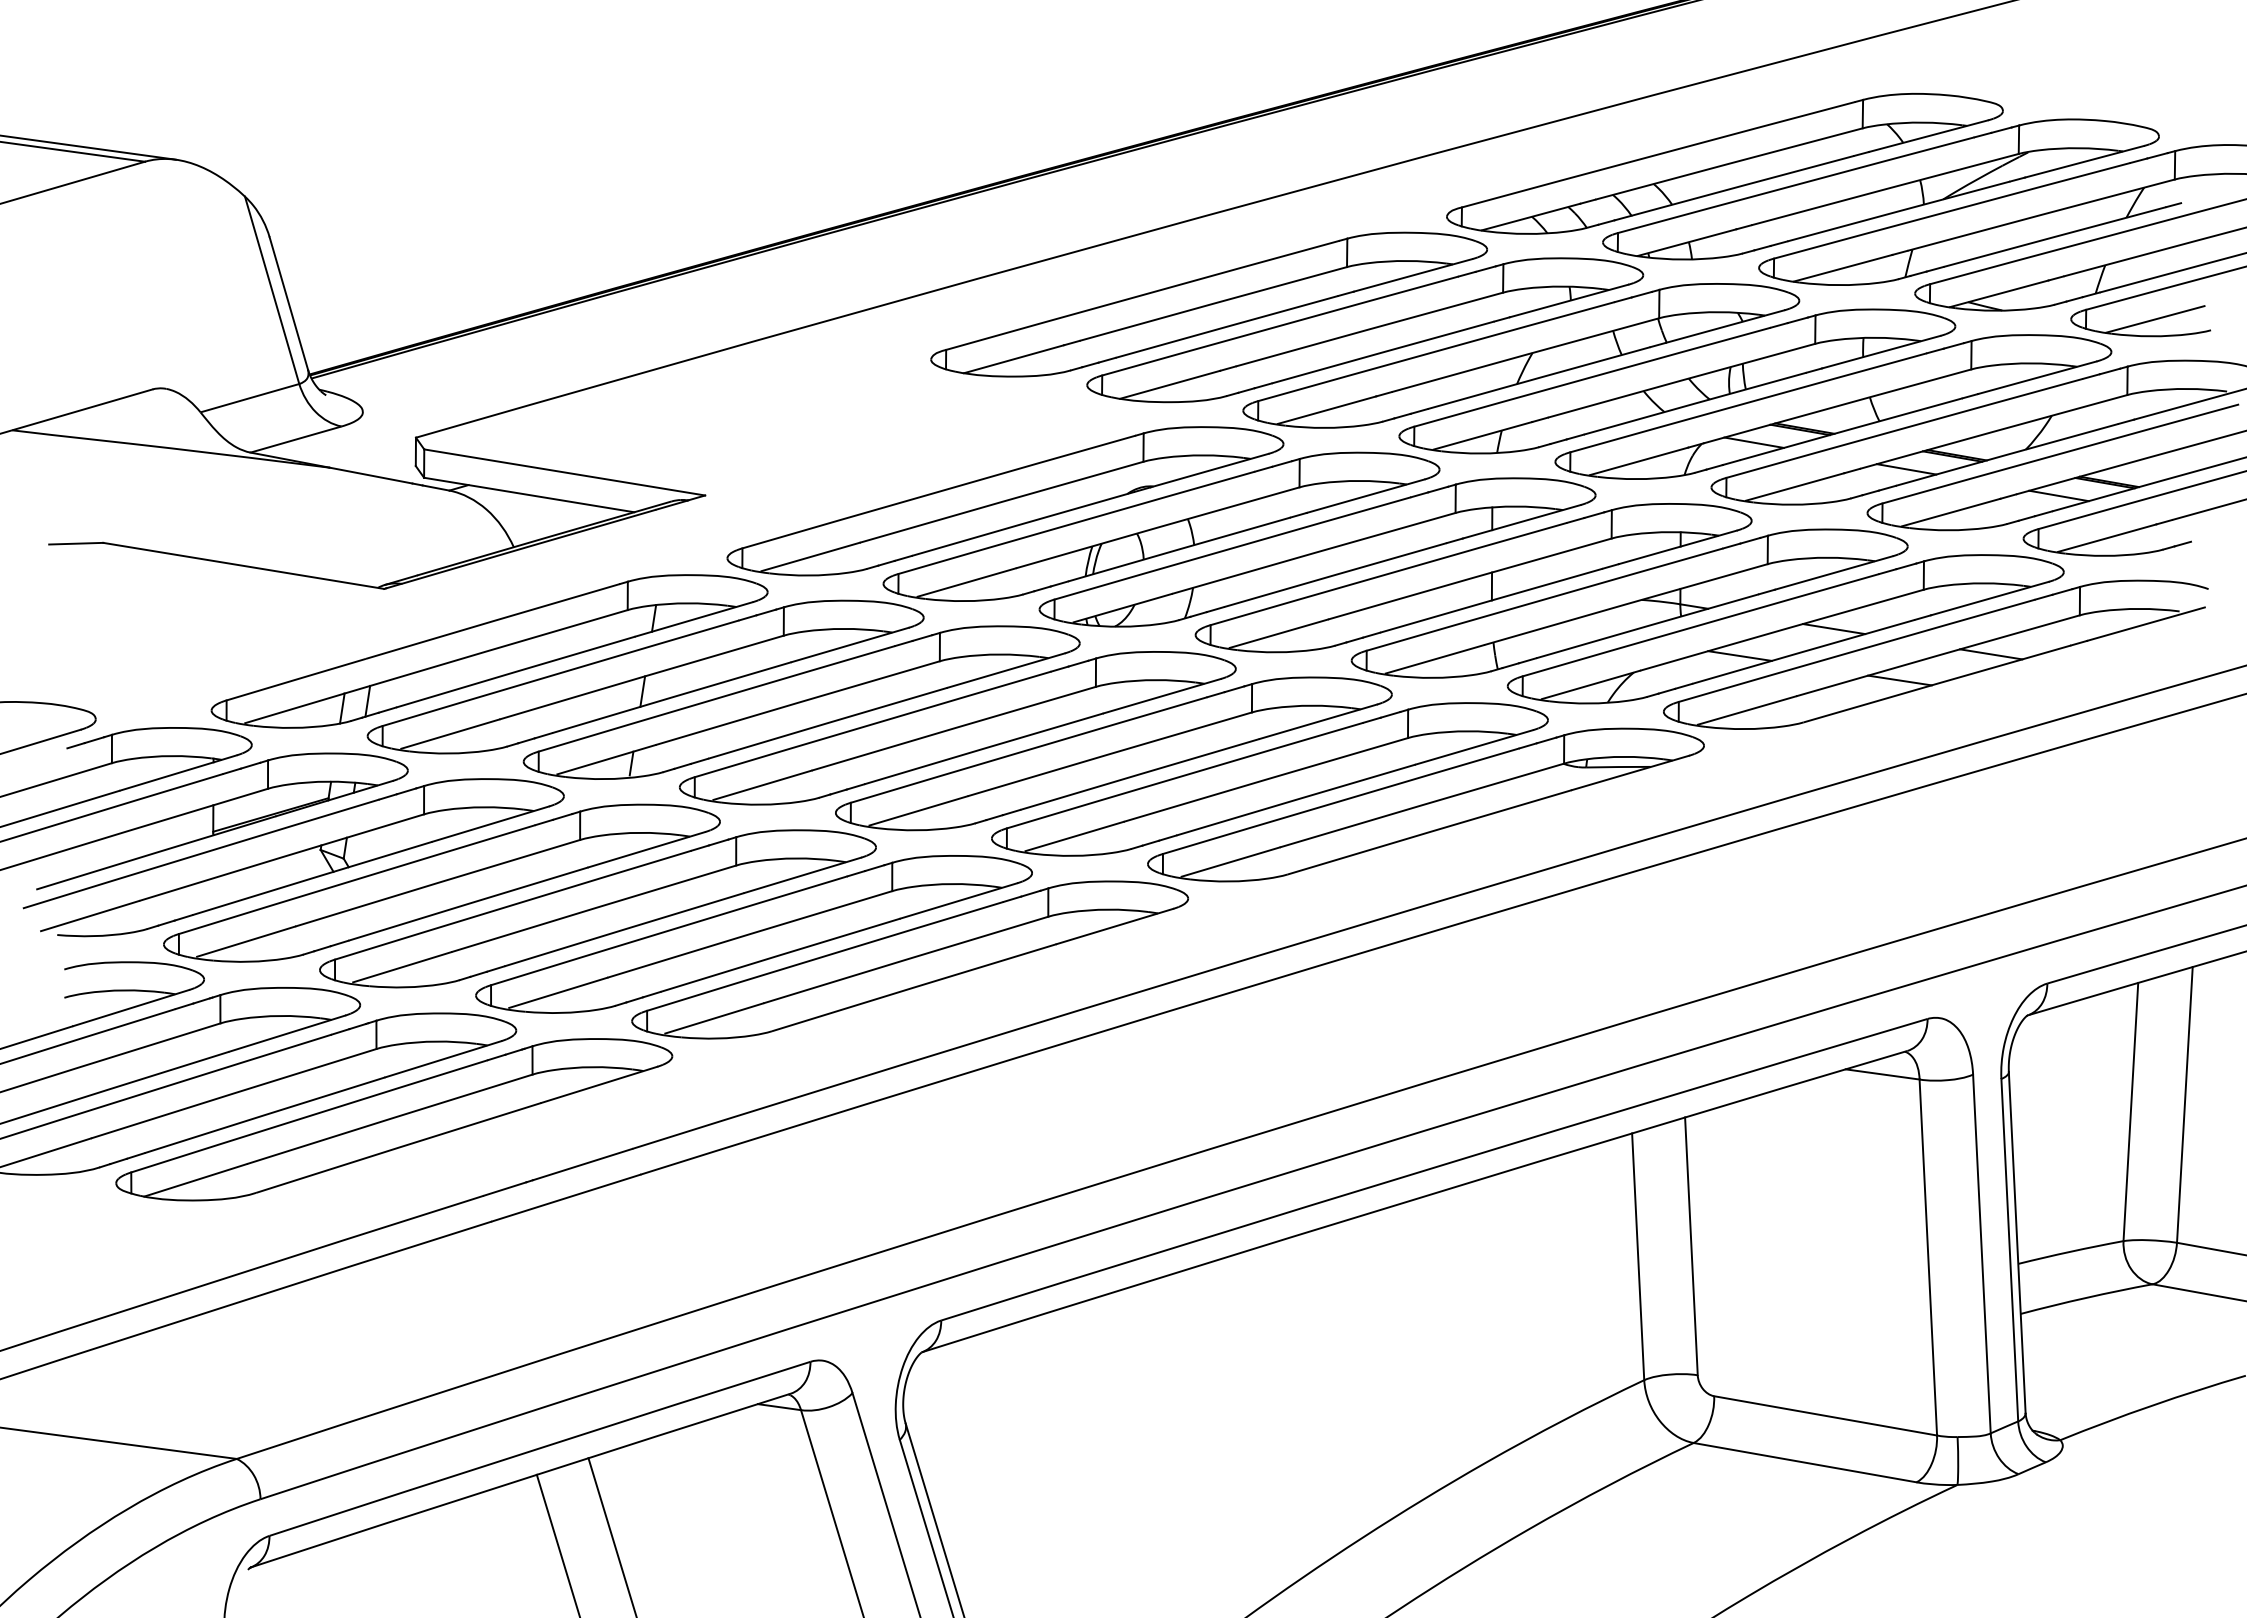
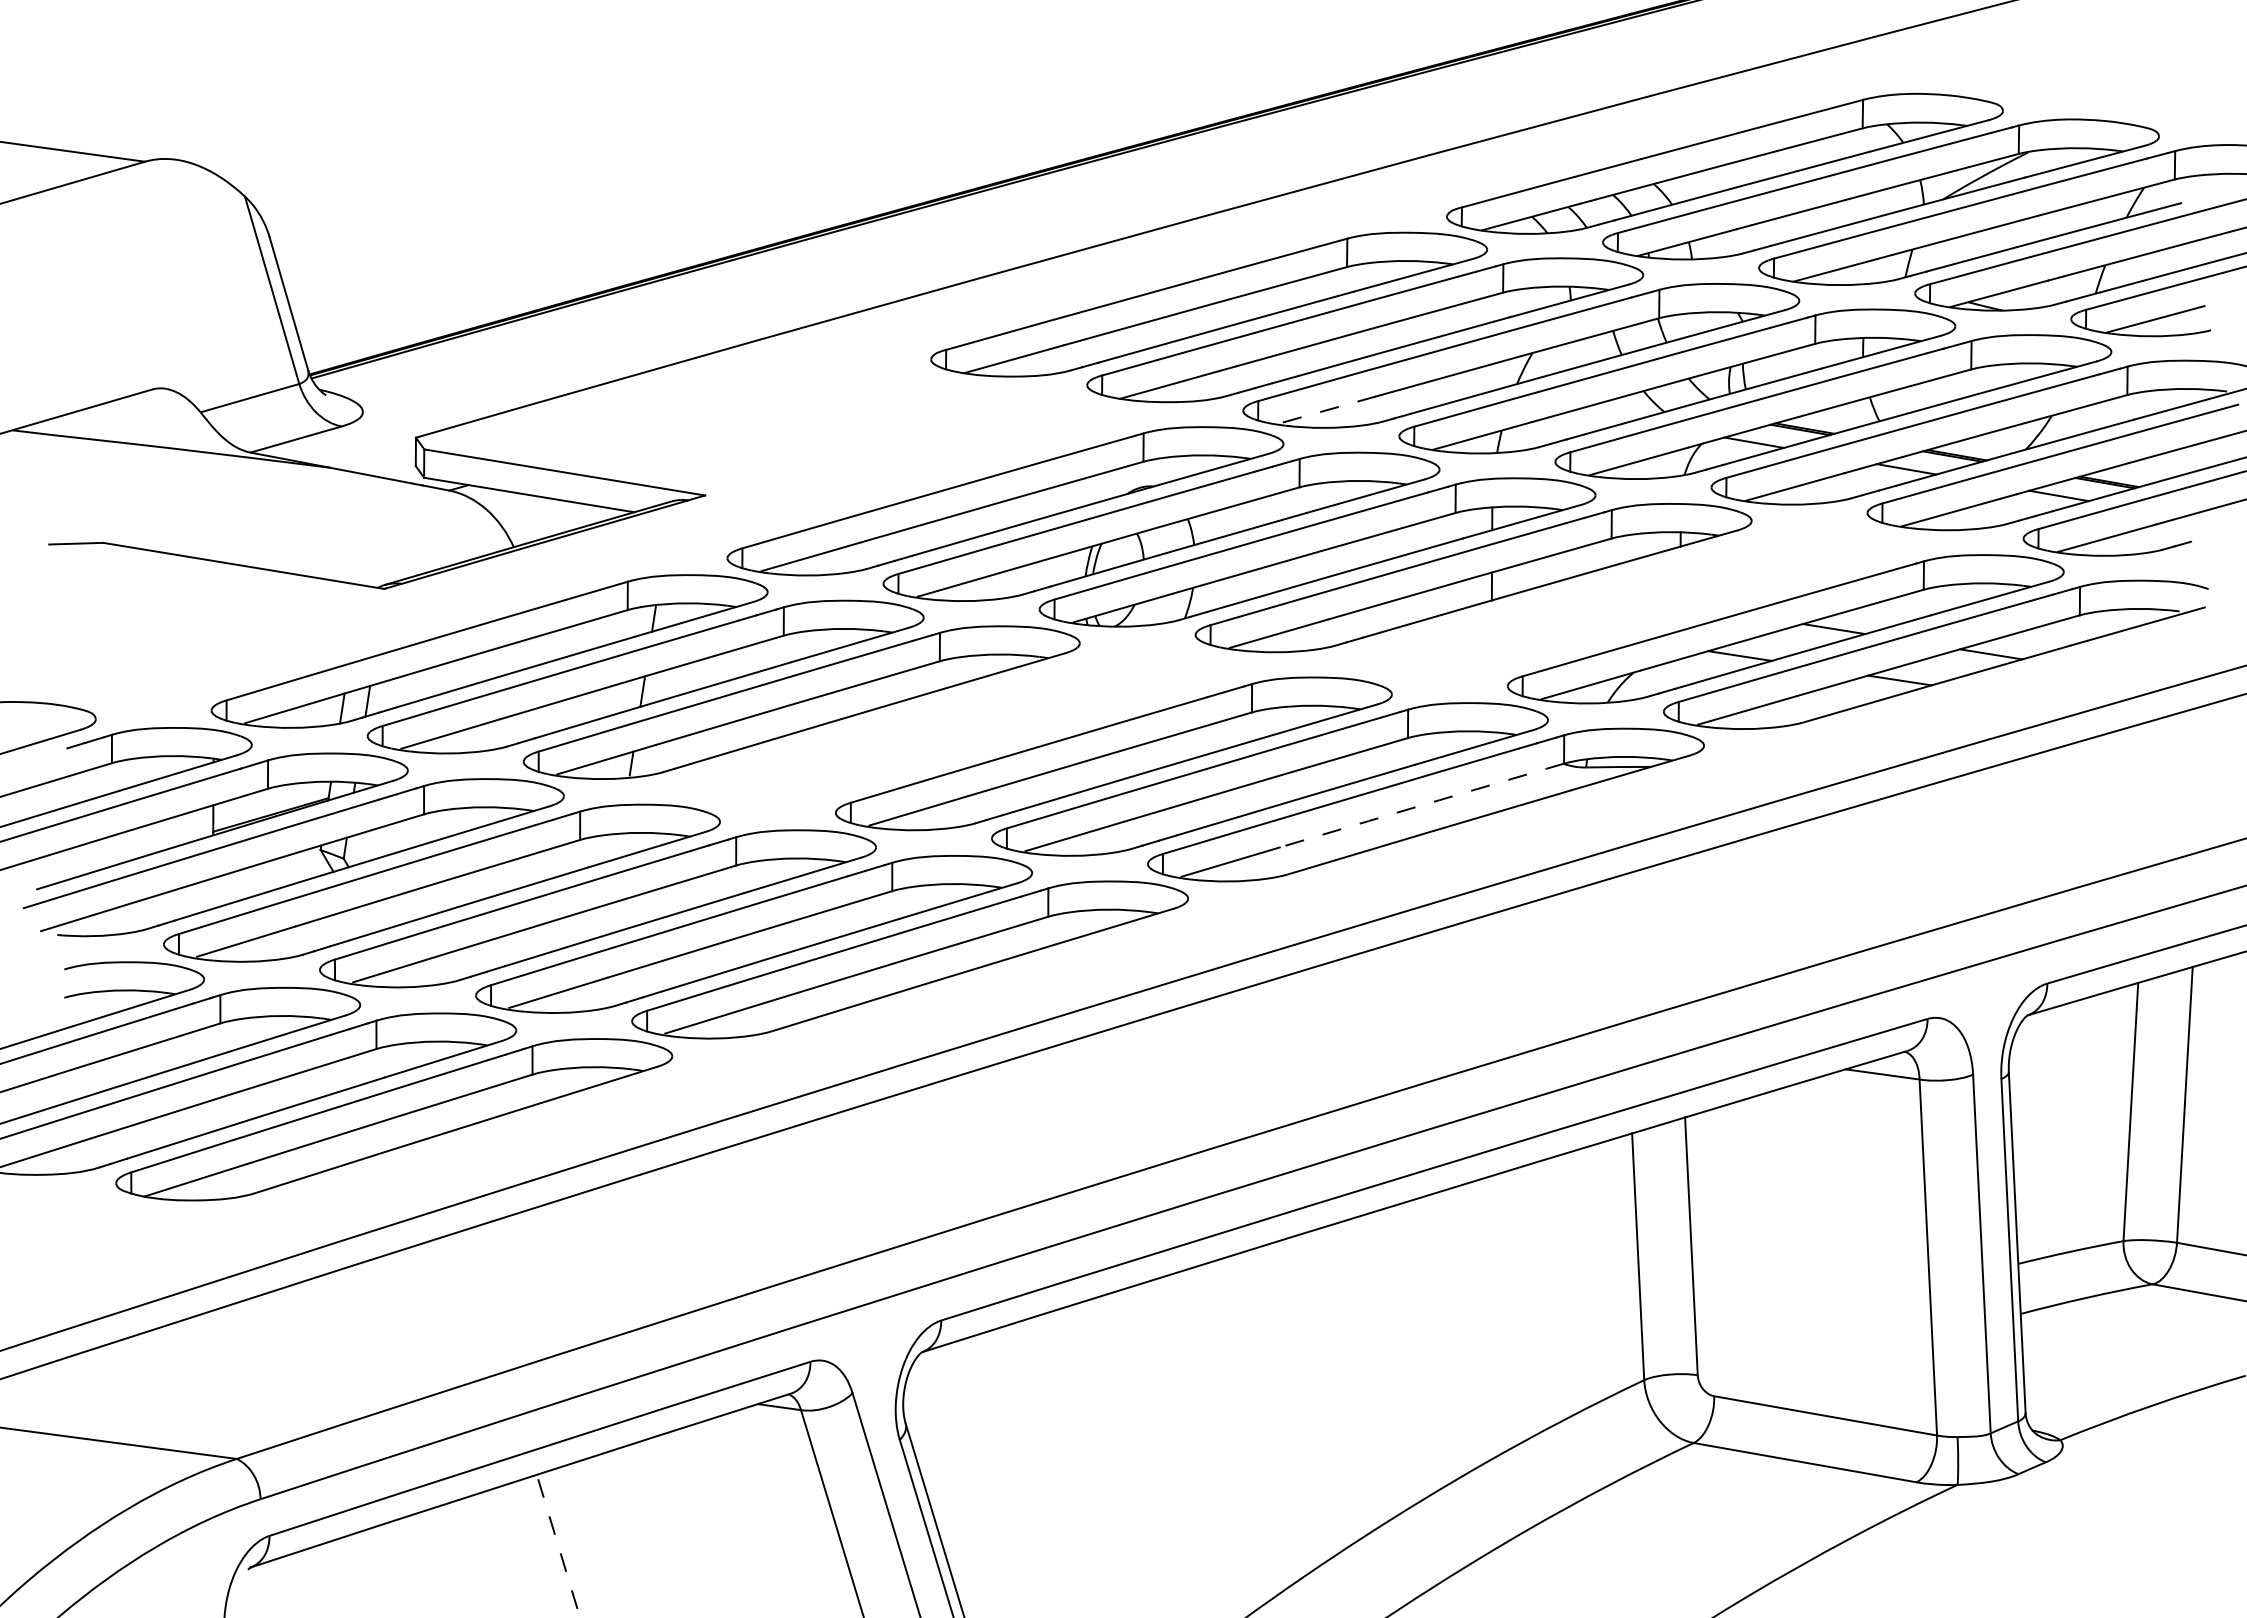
line: present -> none (88, 147)
line: solid -> dashed (1326, 410)
part: present -> none (1629, 603)
part: present -> none (957, 728)
arc: solid -> dashed (1421, 805)
line: present -> none (611, 1536)
line: solid -> dashed (558, 1545)
